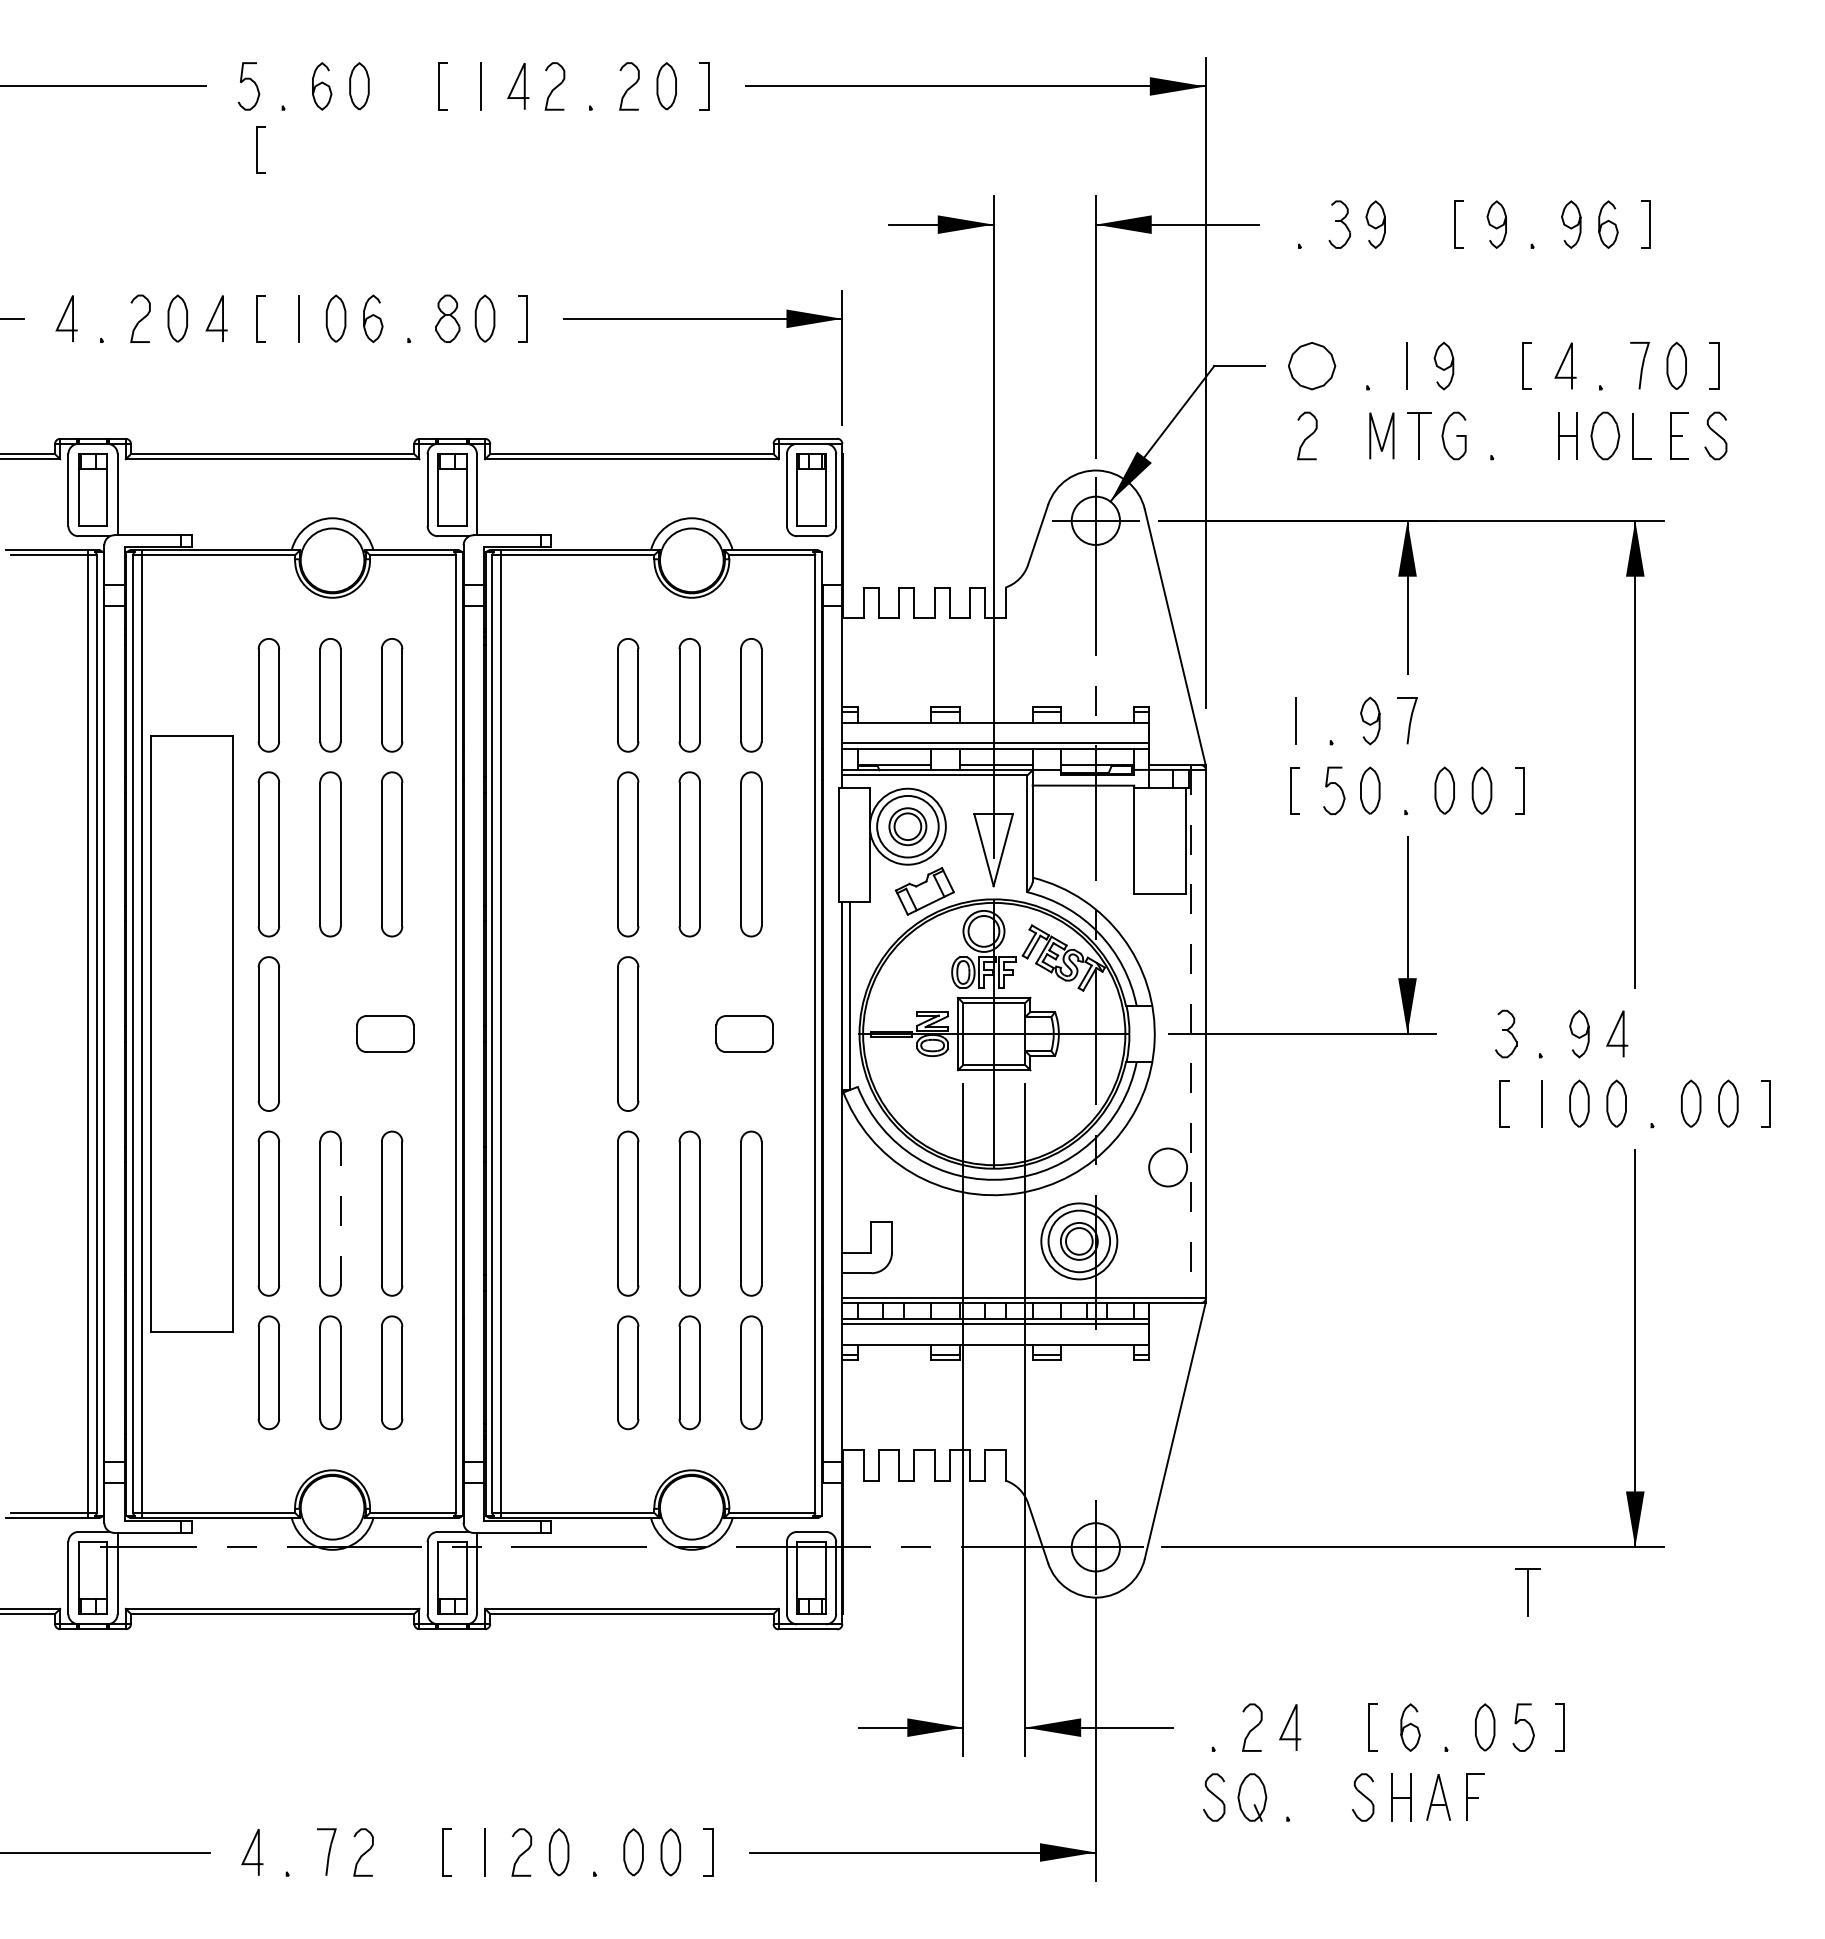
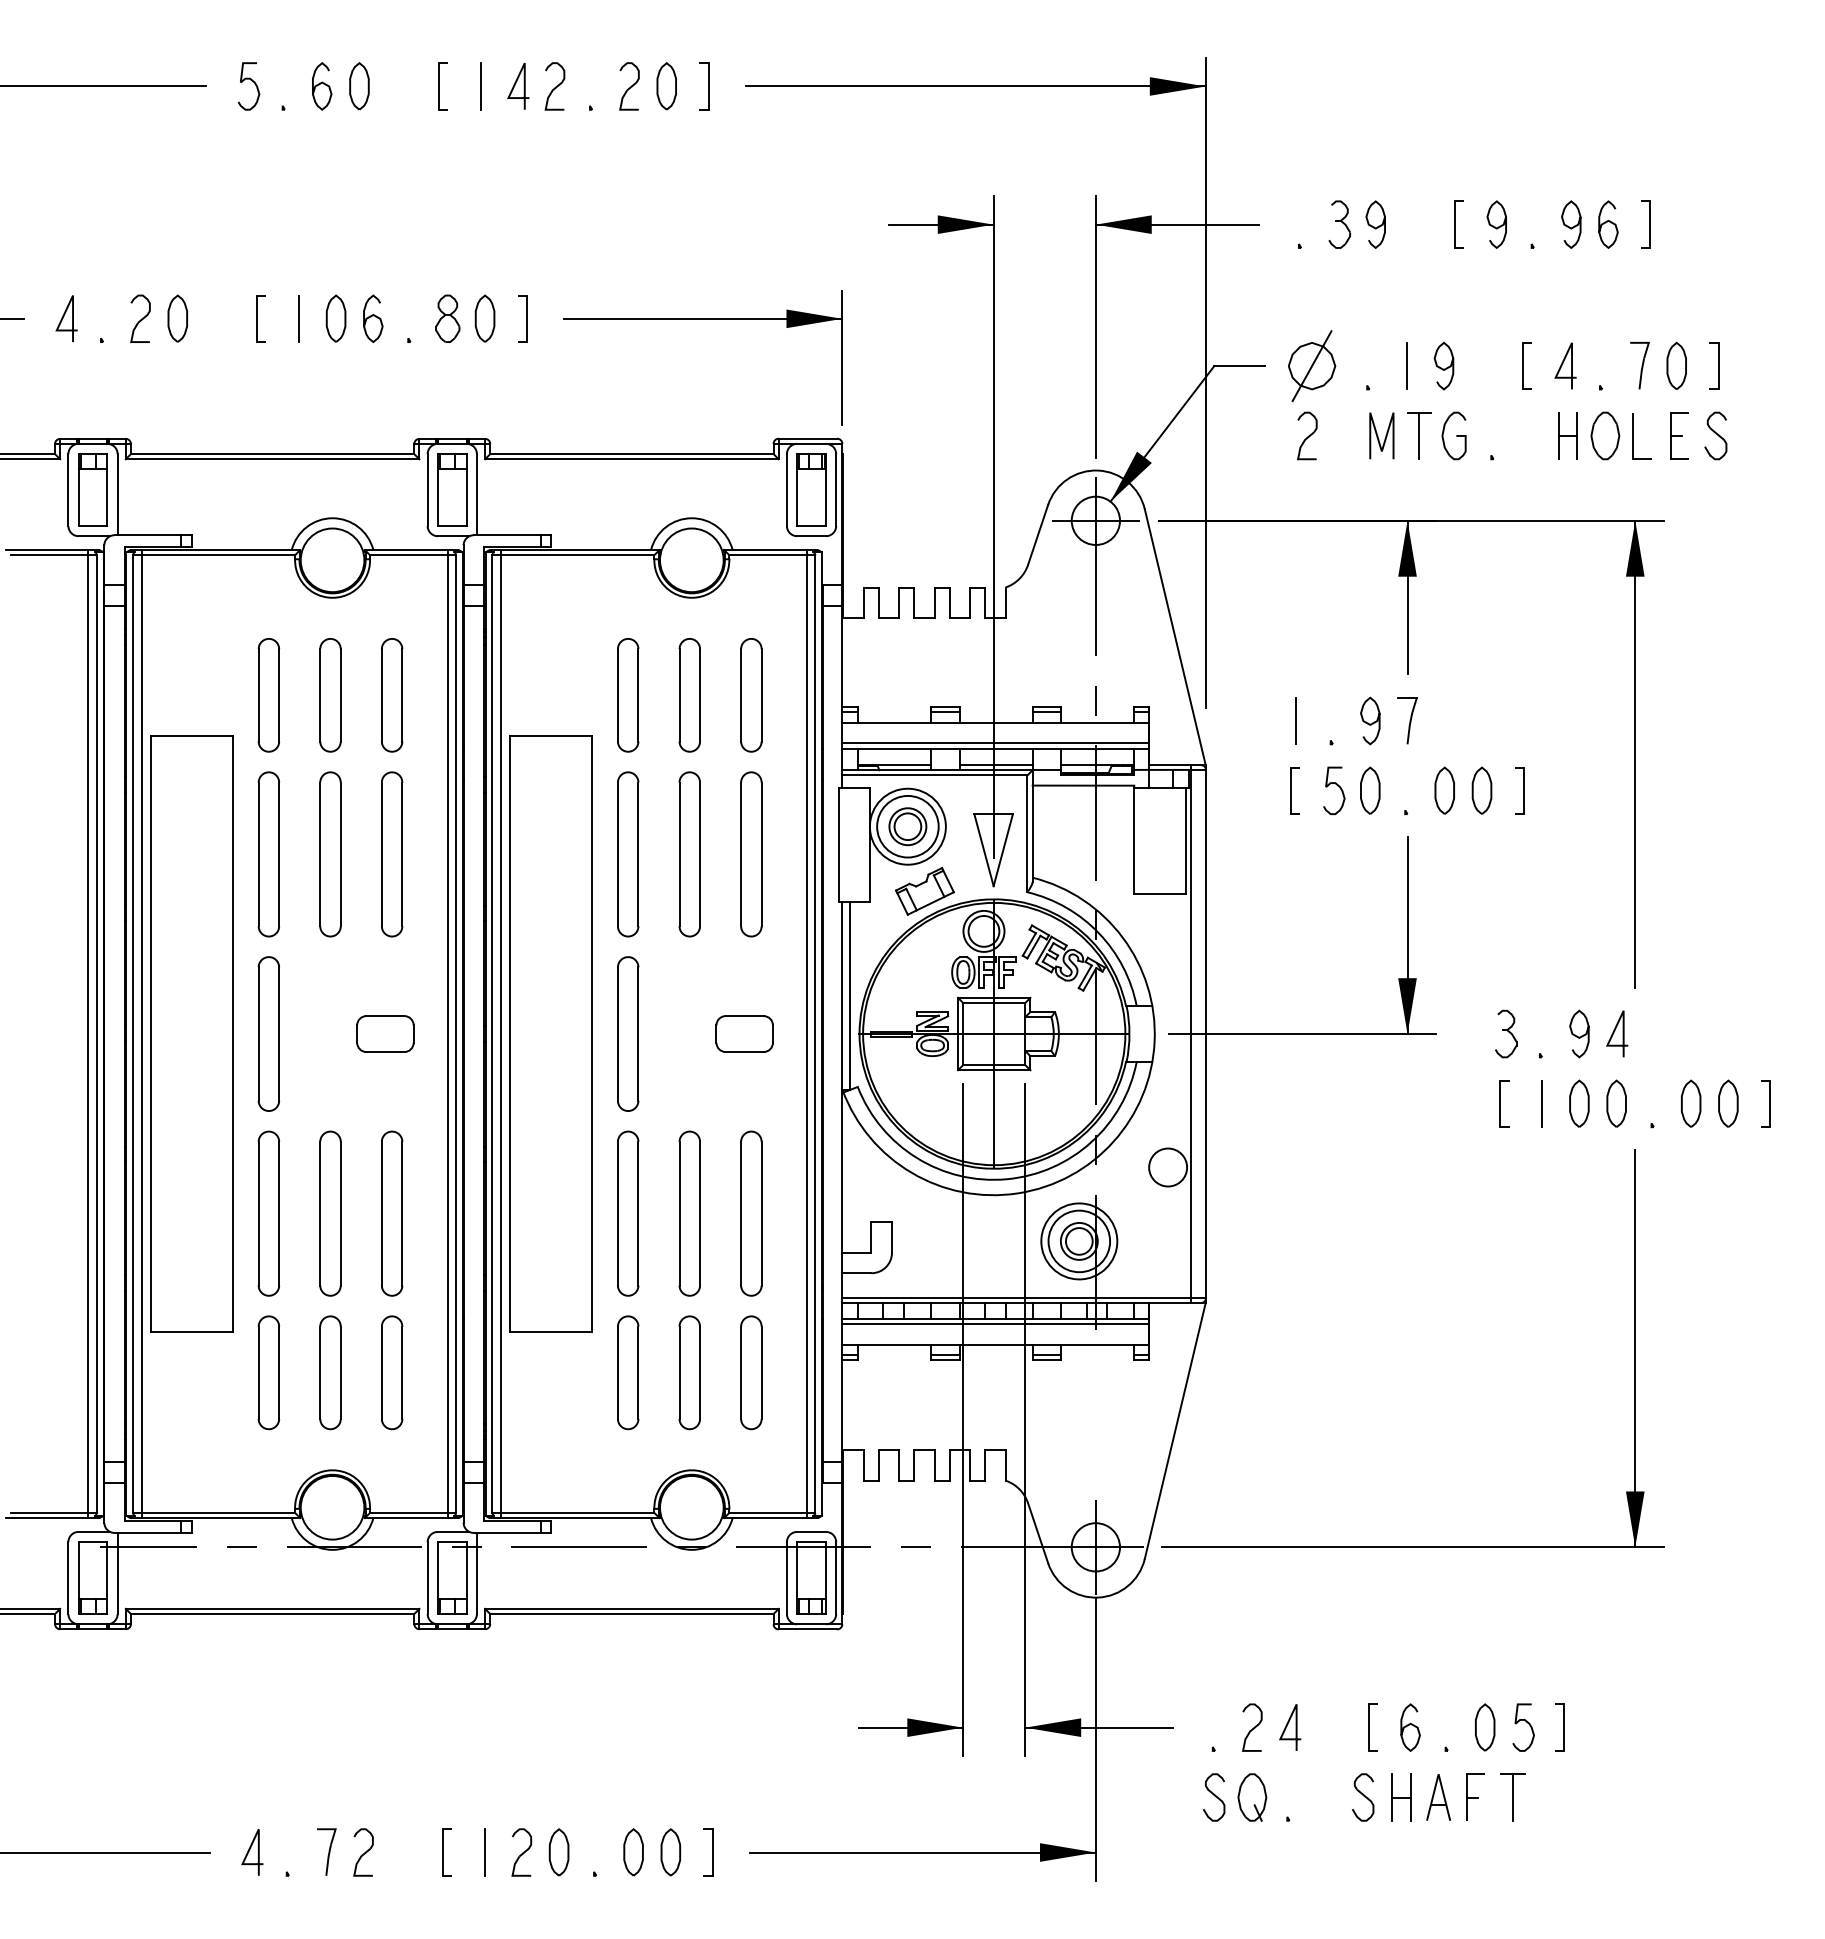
line: present -> none (257, 149)
line: present -> none (214, 316)
line: none -> present (1311, 366)
part: none -> present (550, 1033)
line: none -> present (447, 1034)
line: none -> present (806, 1034)
line: dashed -> solid (1190, 1034)
line: dashed -> solid (340, 1213)
part position: (1527, 1592) -> (1512, 1797) (1512, 1797)
